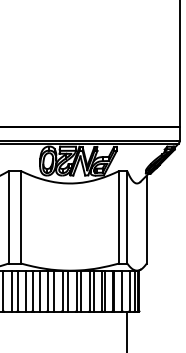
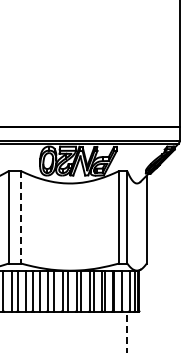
line: solid -> dashed (21, 217)
line: solid -> dashed (126, 331)
